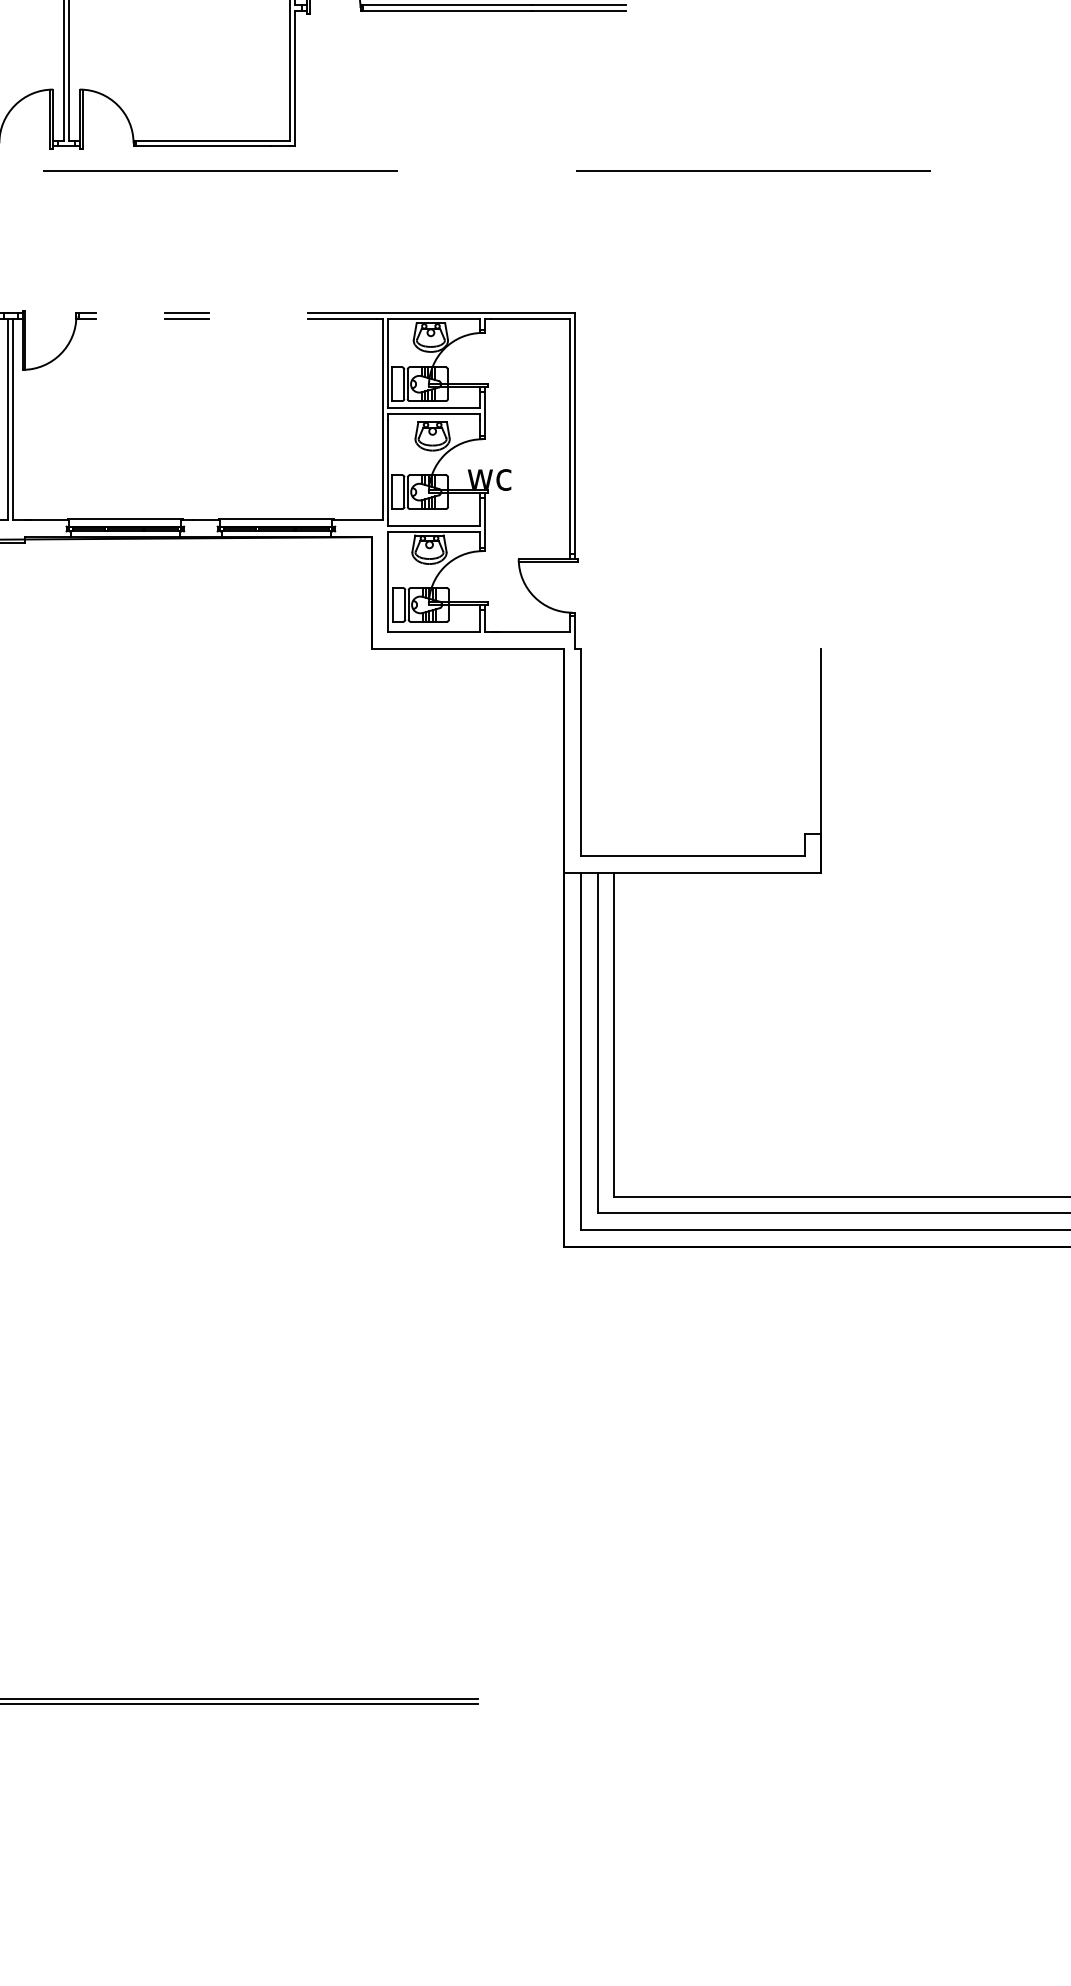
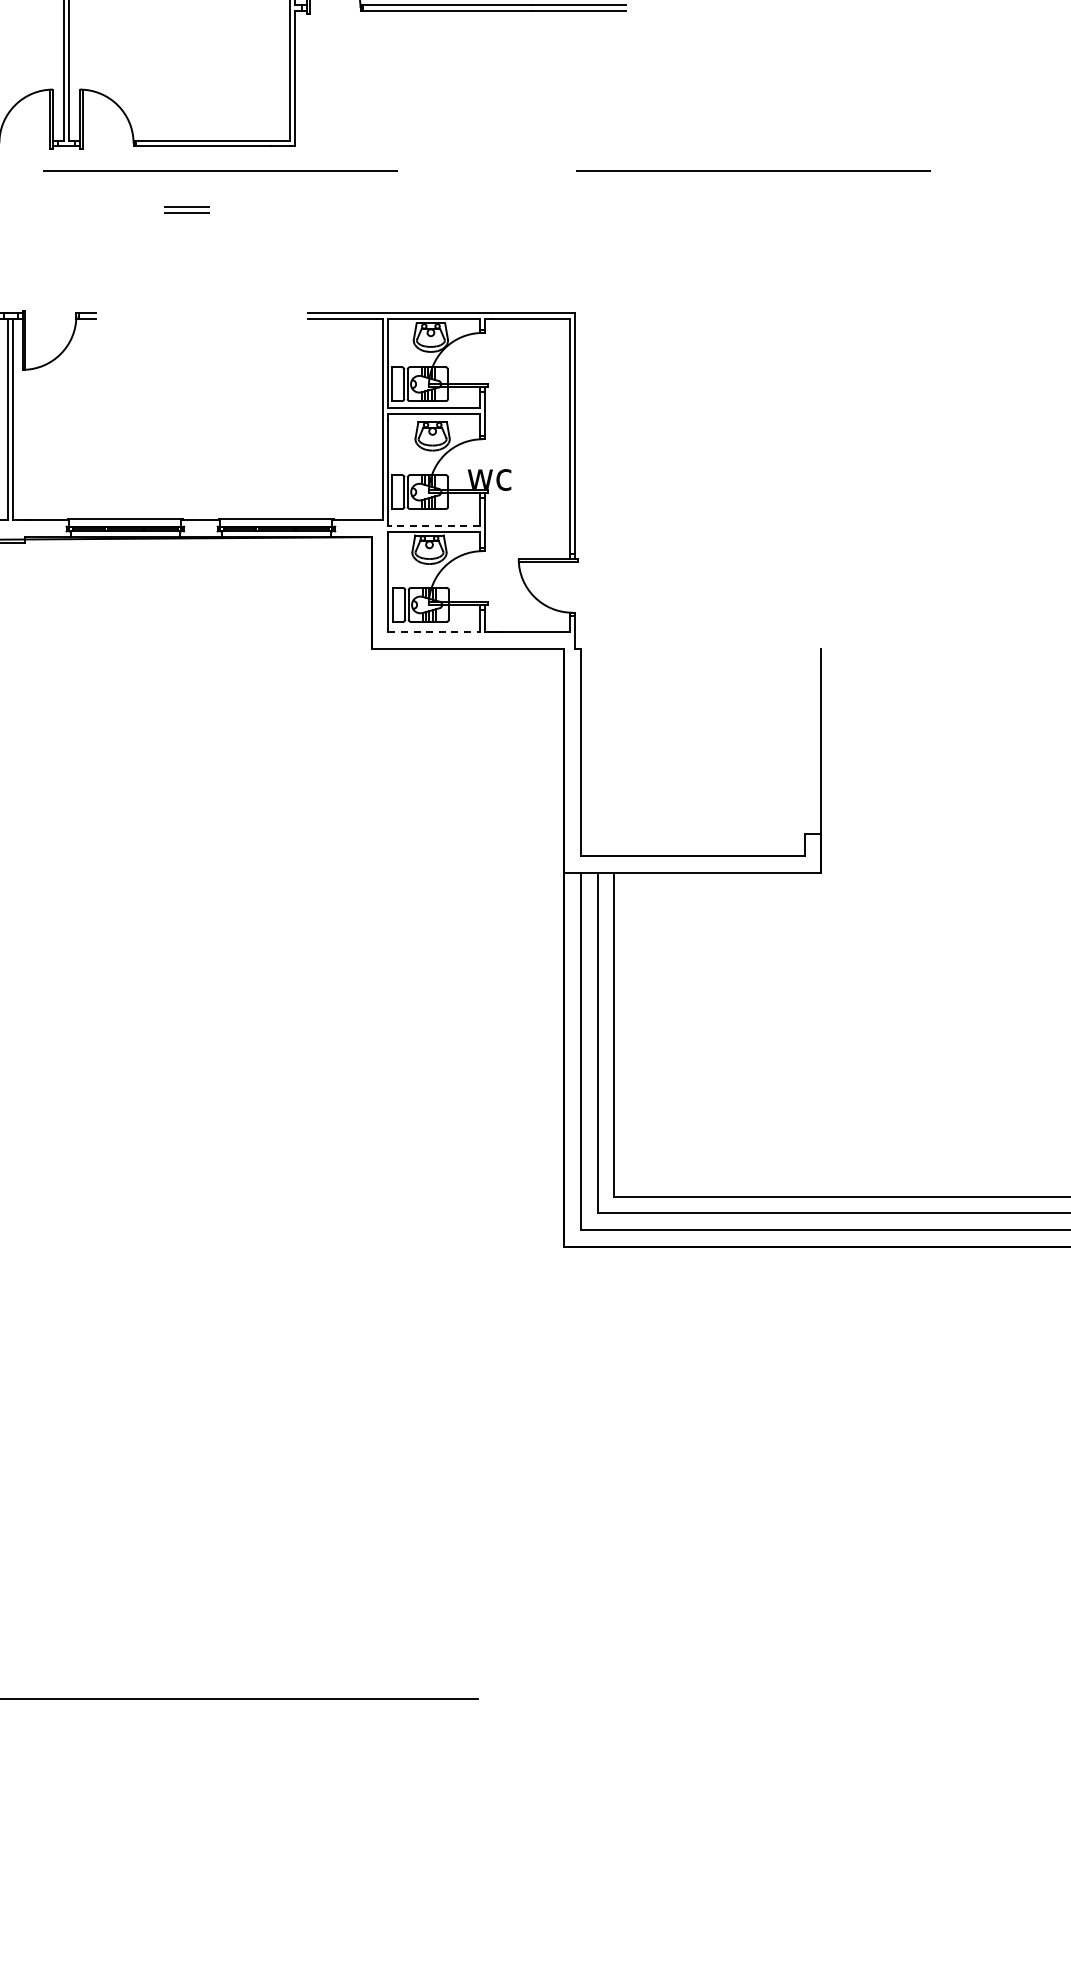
part position: (186, 315) -> (186, 209) (186, 209)
line: solid -> dashed (434, 525)
line: solid -> dashed (434, 632)
line: present -> none (240, 1704)
